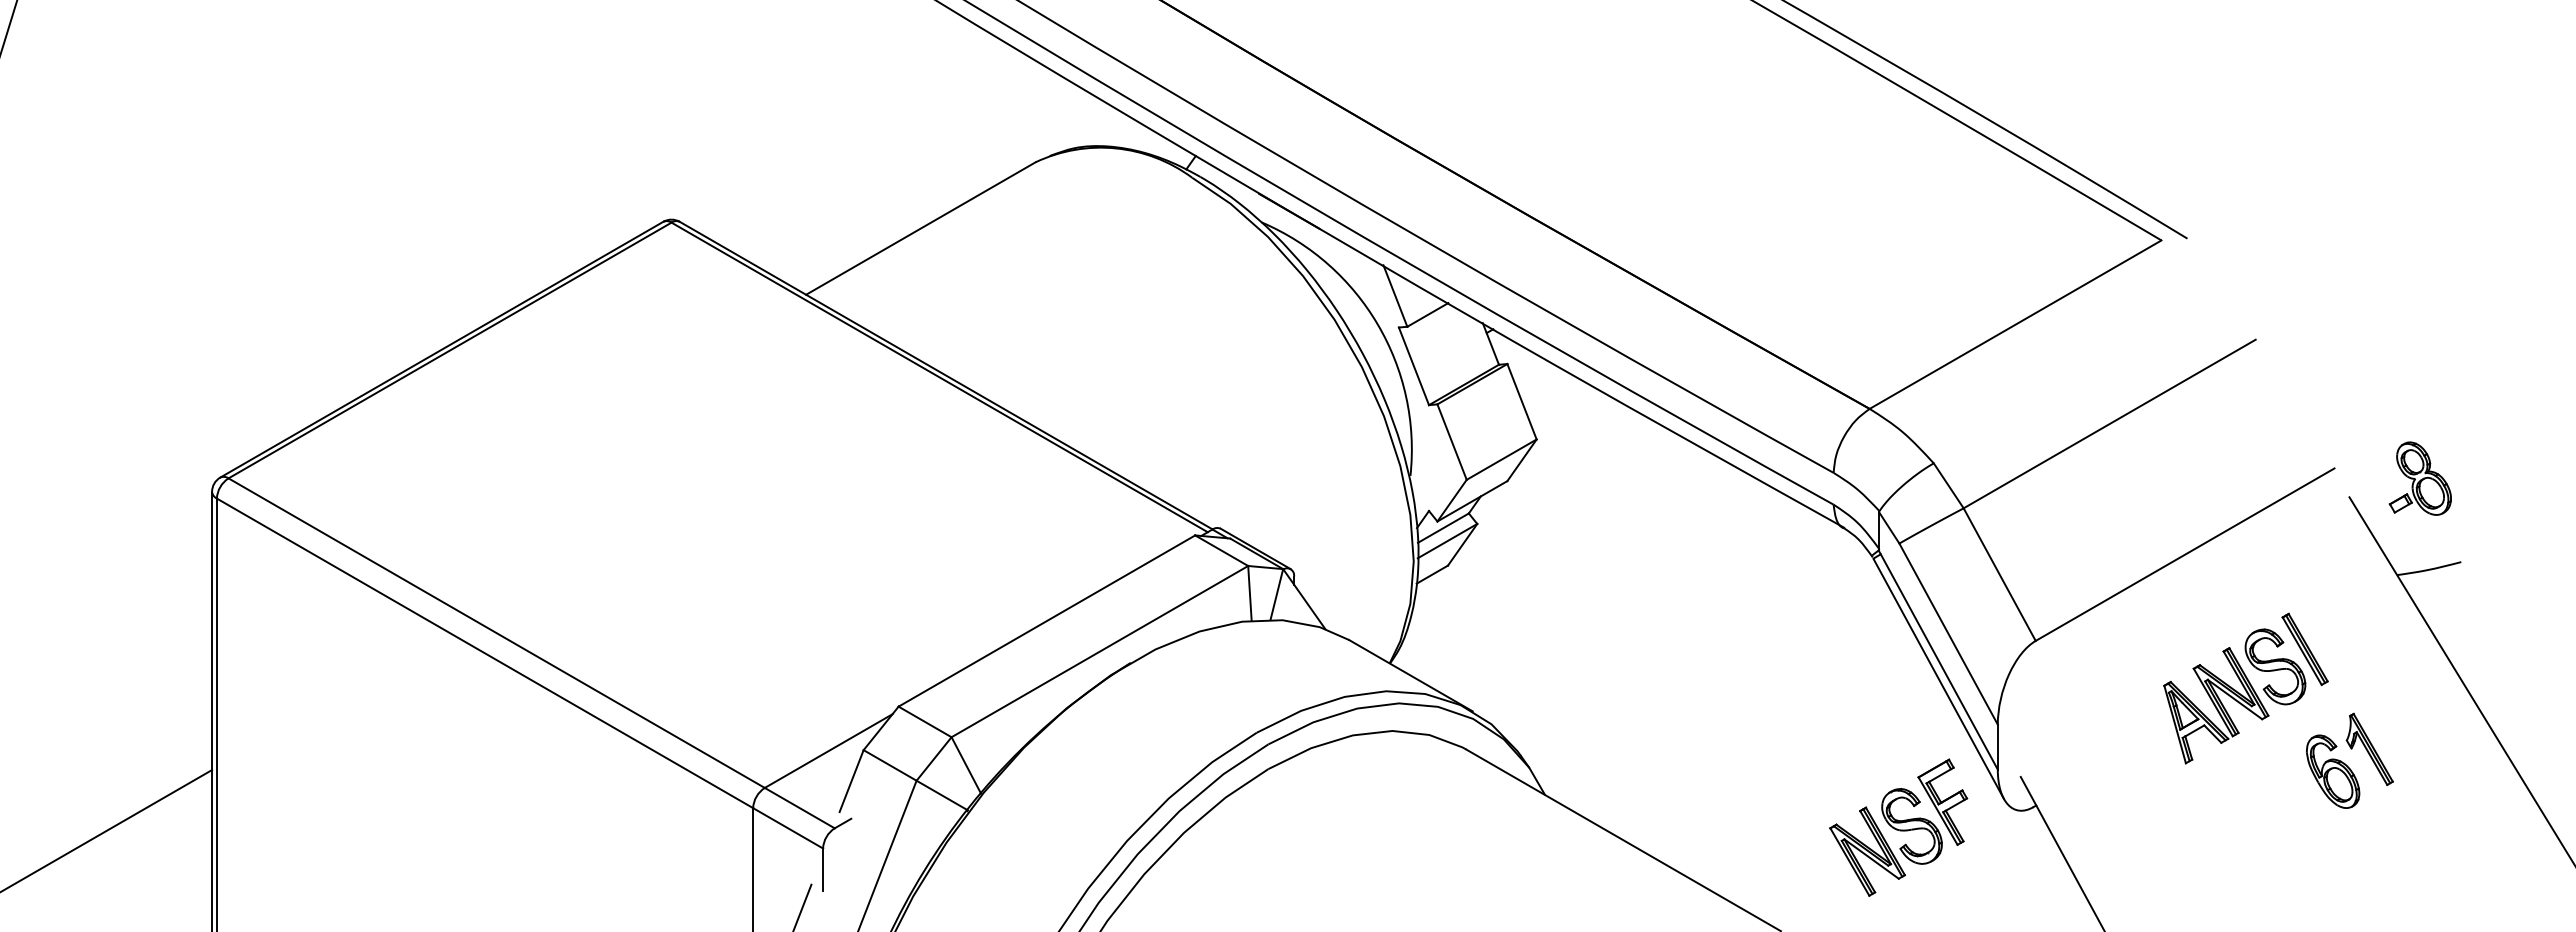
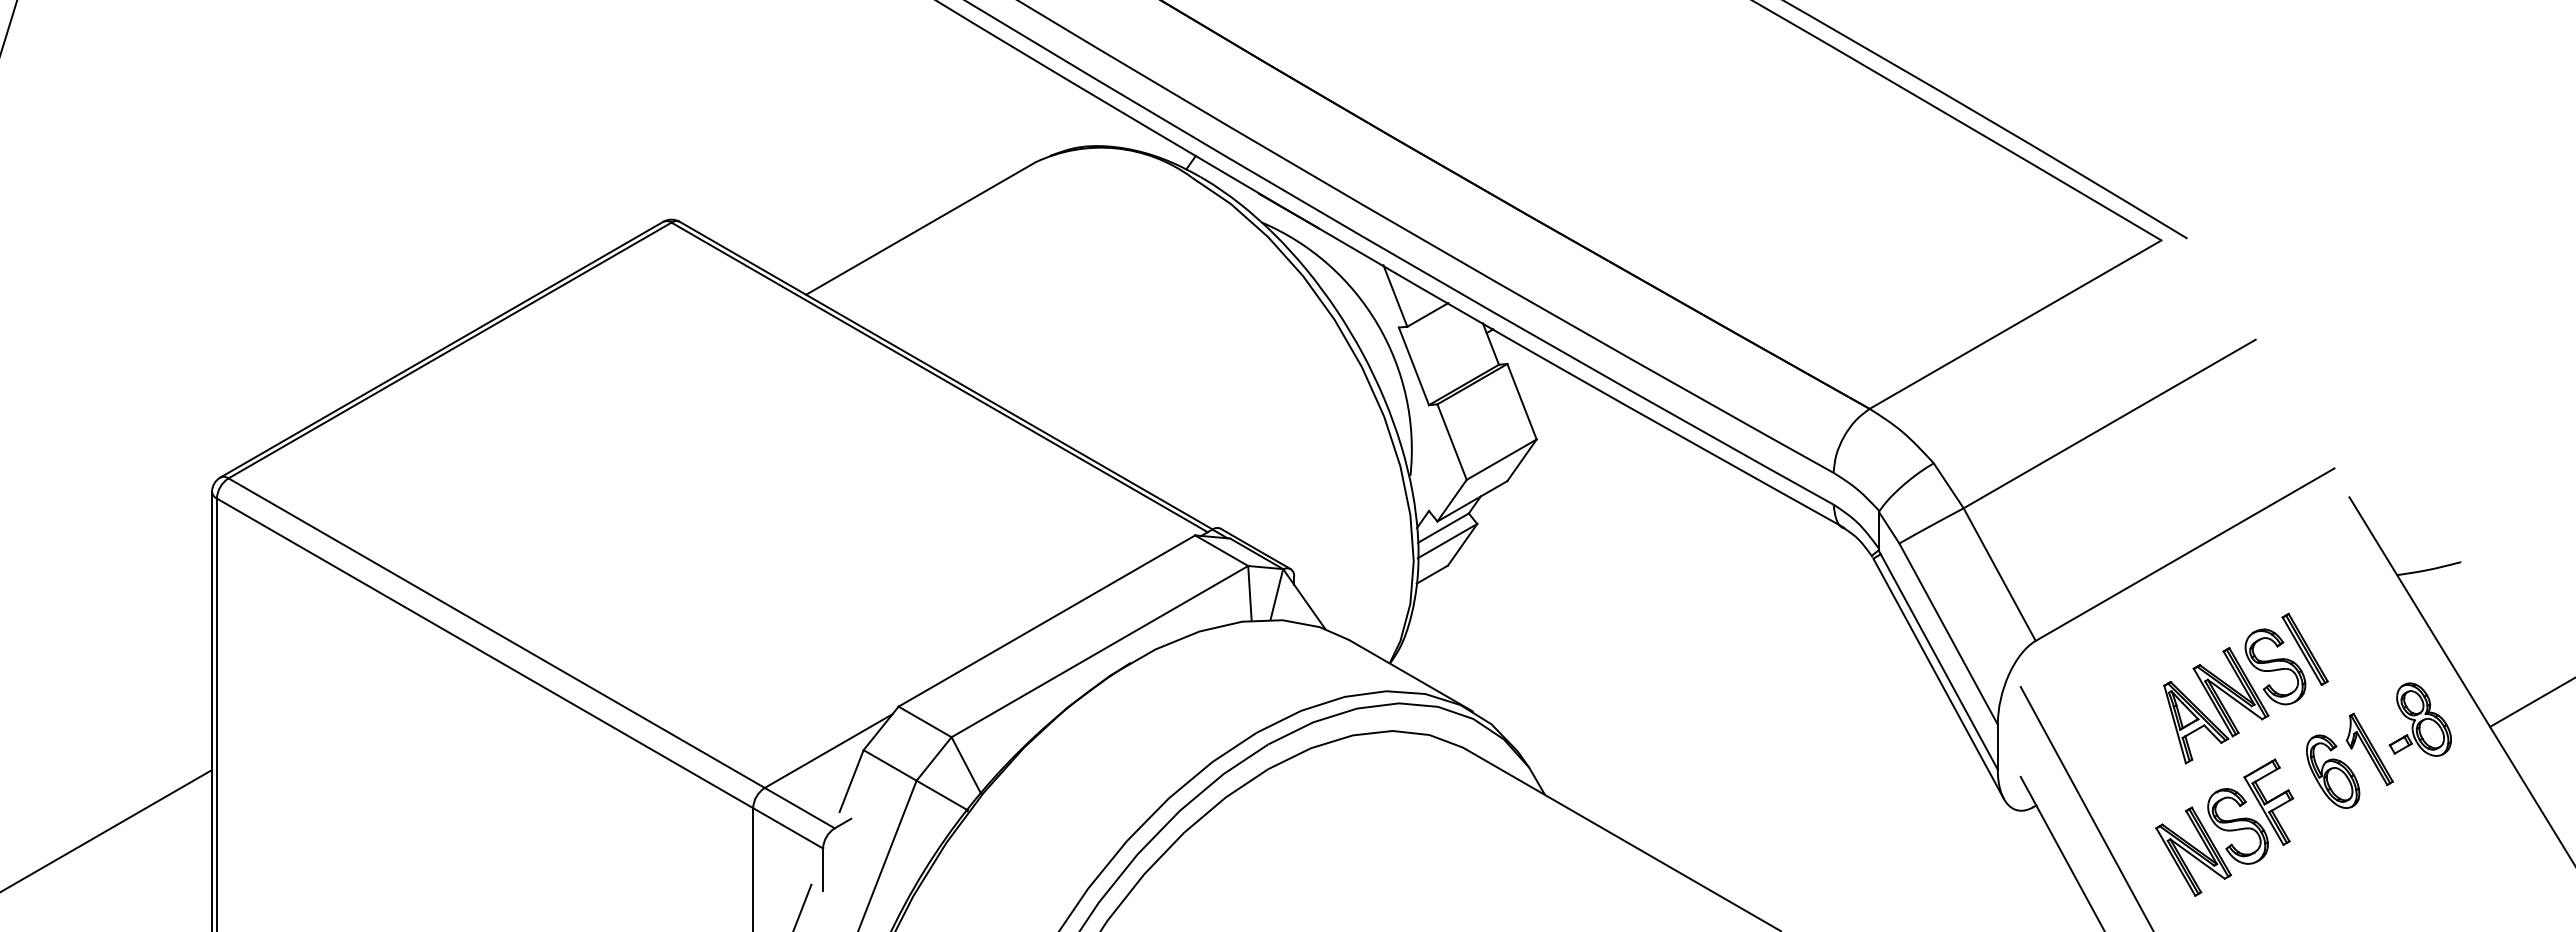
part position: (2419, 478) -> (2419, 719) (2419, 719)
line: none -> present (2531, 702)
line: none -> present (2085, 807)
part position: (1898, 827) -> (2224, 827) (2224, 827)
